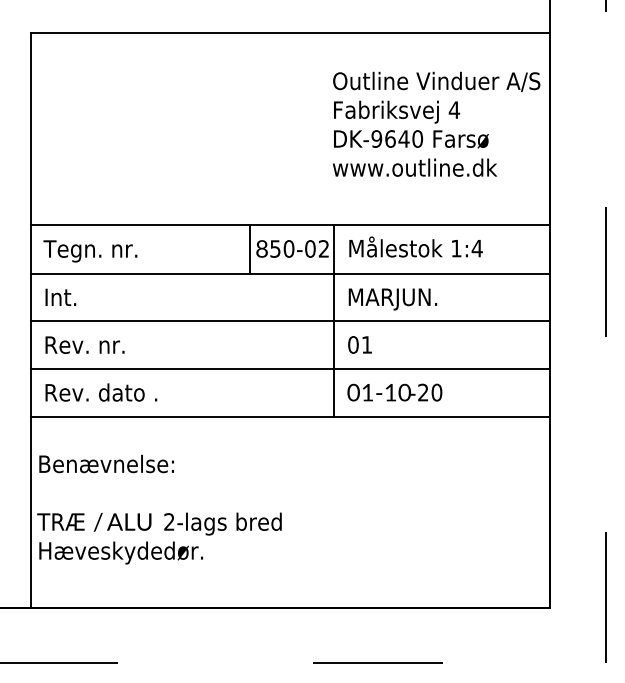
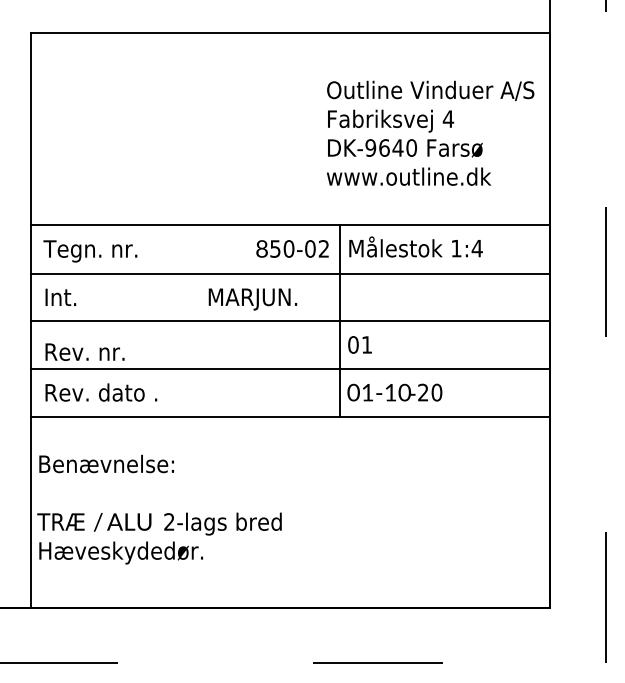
text position: (436, 123) -> (430, 132) (430, 132)
line: present -> none (249, 248)
text position: (392, 299) -> (252, 299) (252, 299)
line position: (333, 320) -> (339, 320) (339, 320)
text position: (84, 344) -> (84, 351) (84, 351)
